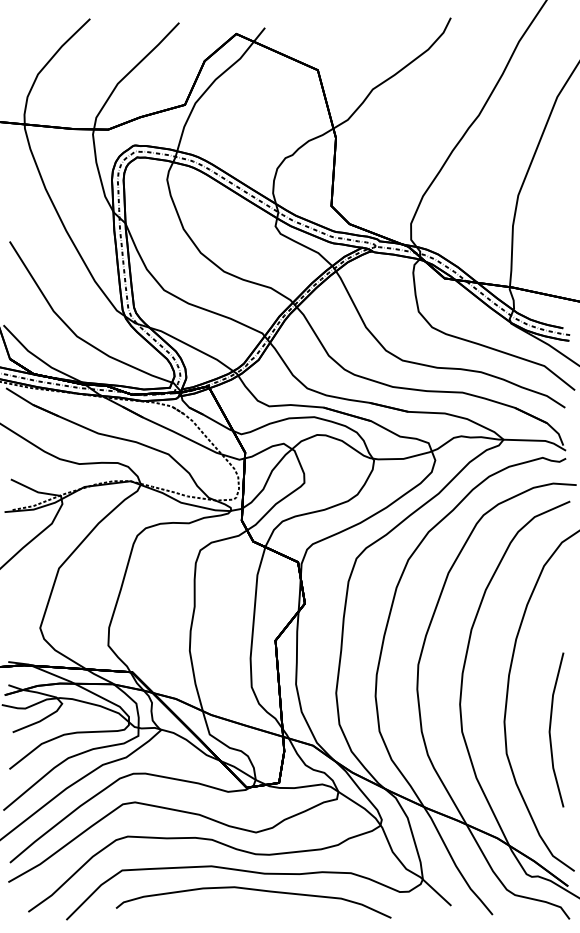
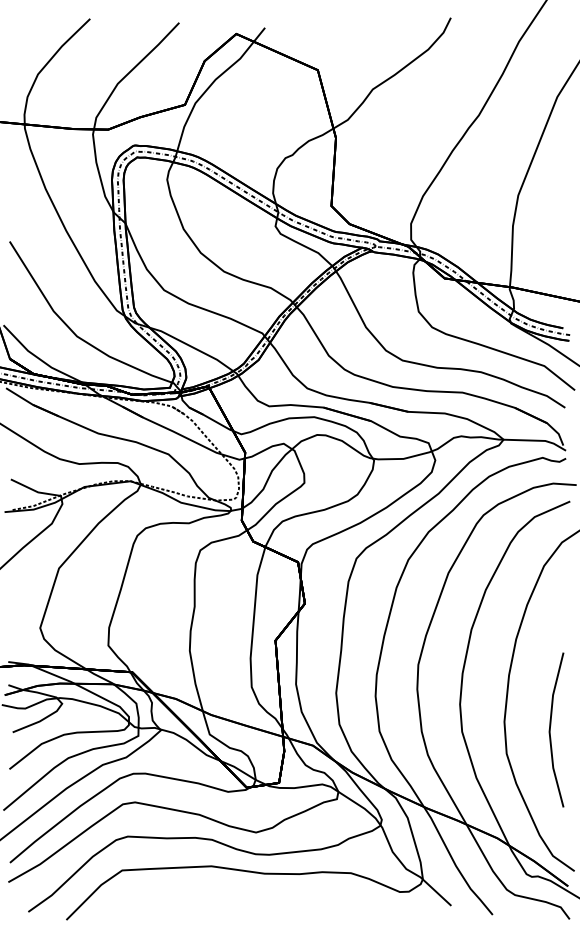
curve: present -> none (253, 890)
